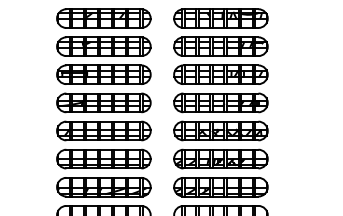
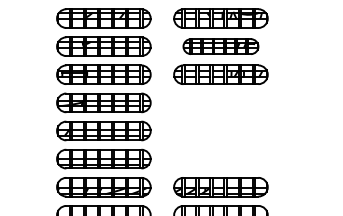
part size: 96x21 px -> 78x17 px (220, 46)
part: present -> none (220, 130)
